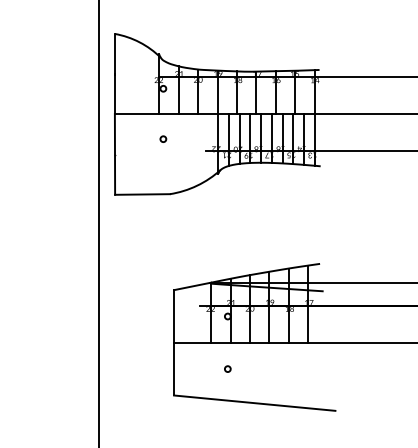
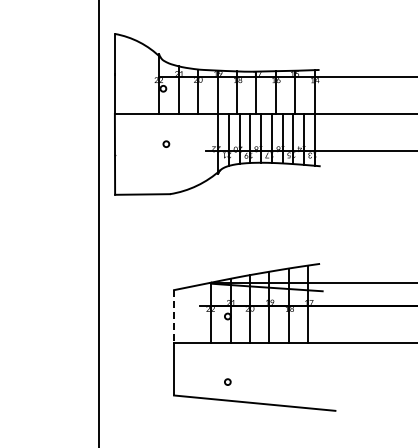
circle position: (163, 138) -> (166, 143) (166, 143)
line: solid -> dashed (174, 316)
circle position: (227, 368) -> (227, 381) (227, 381)
